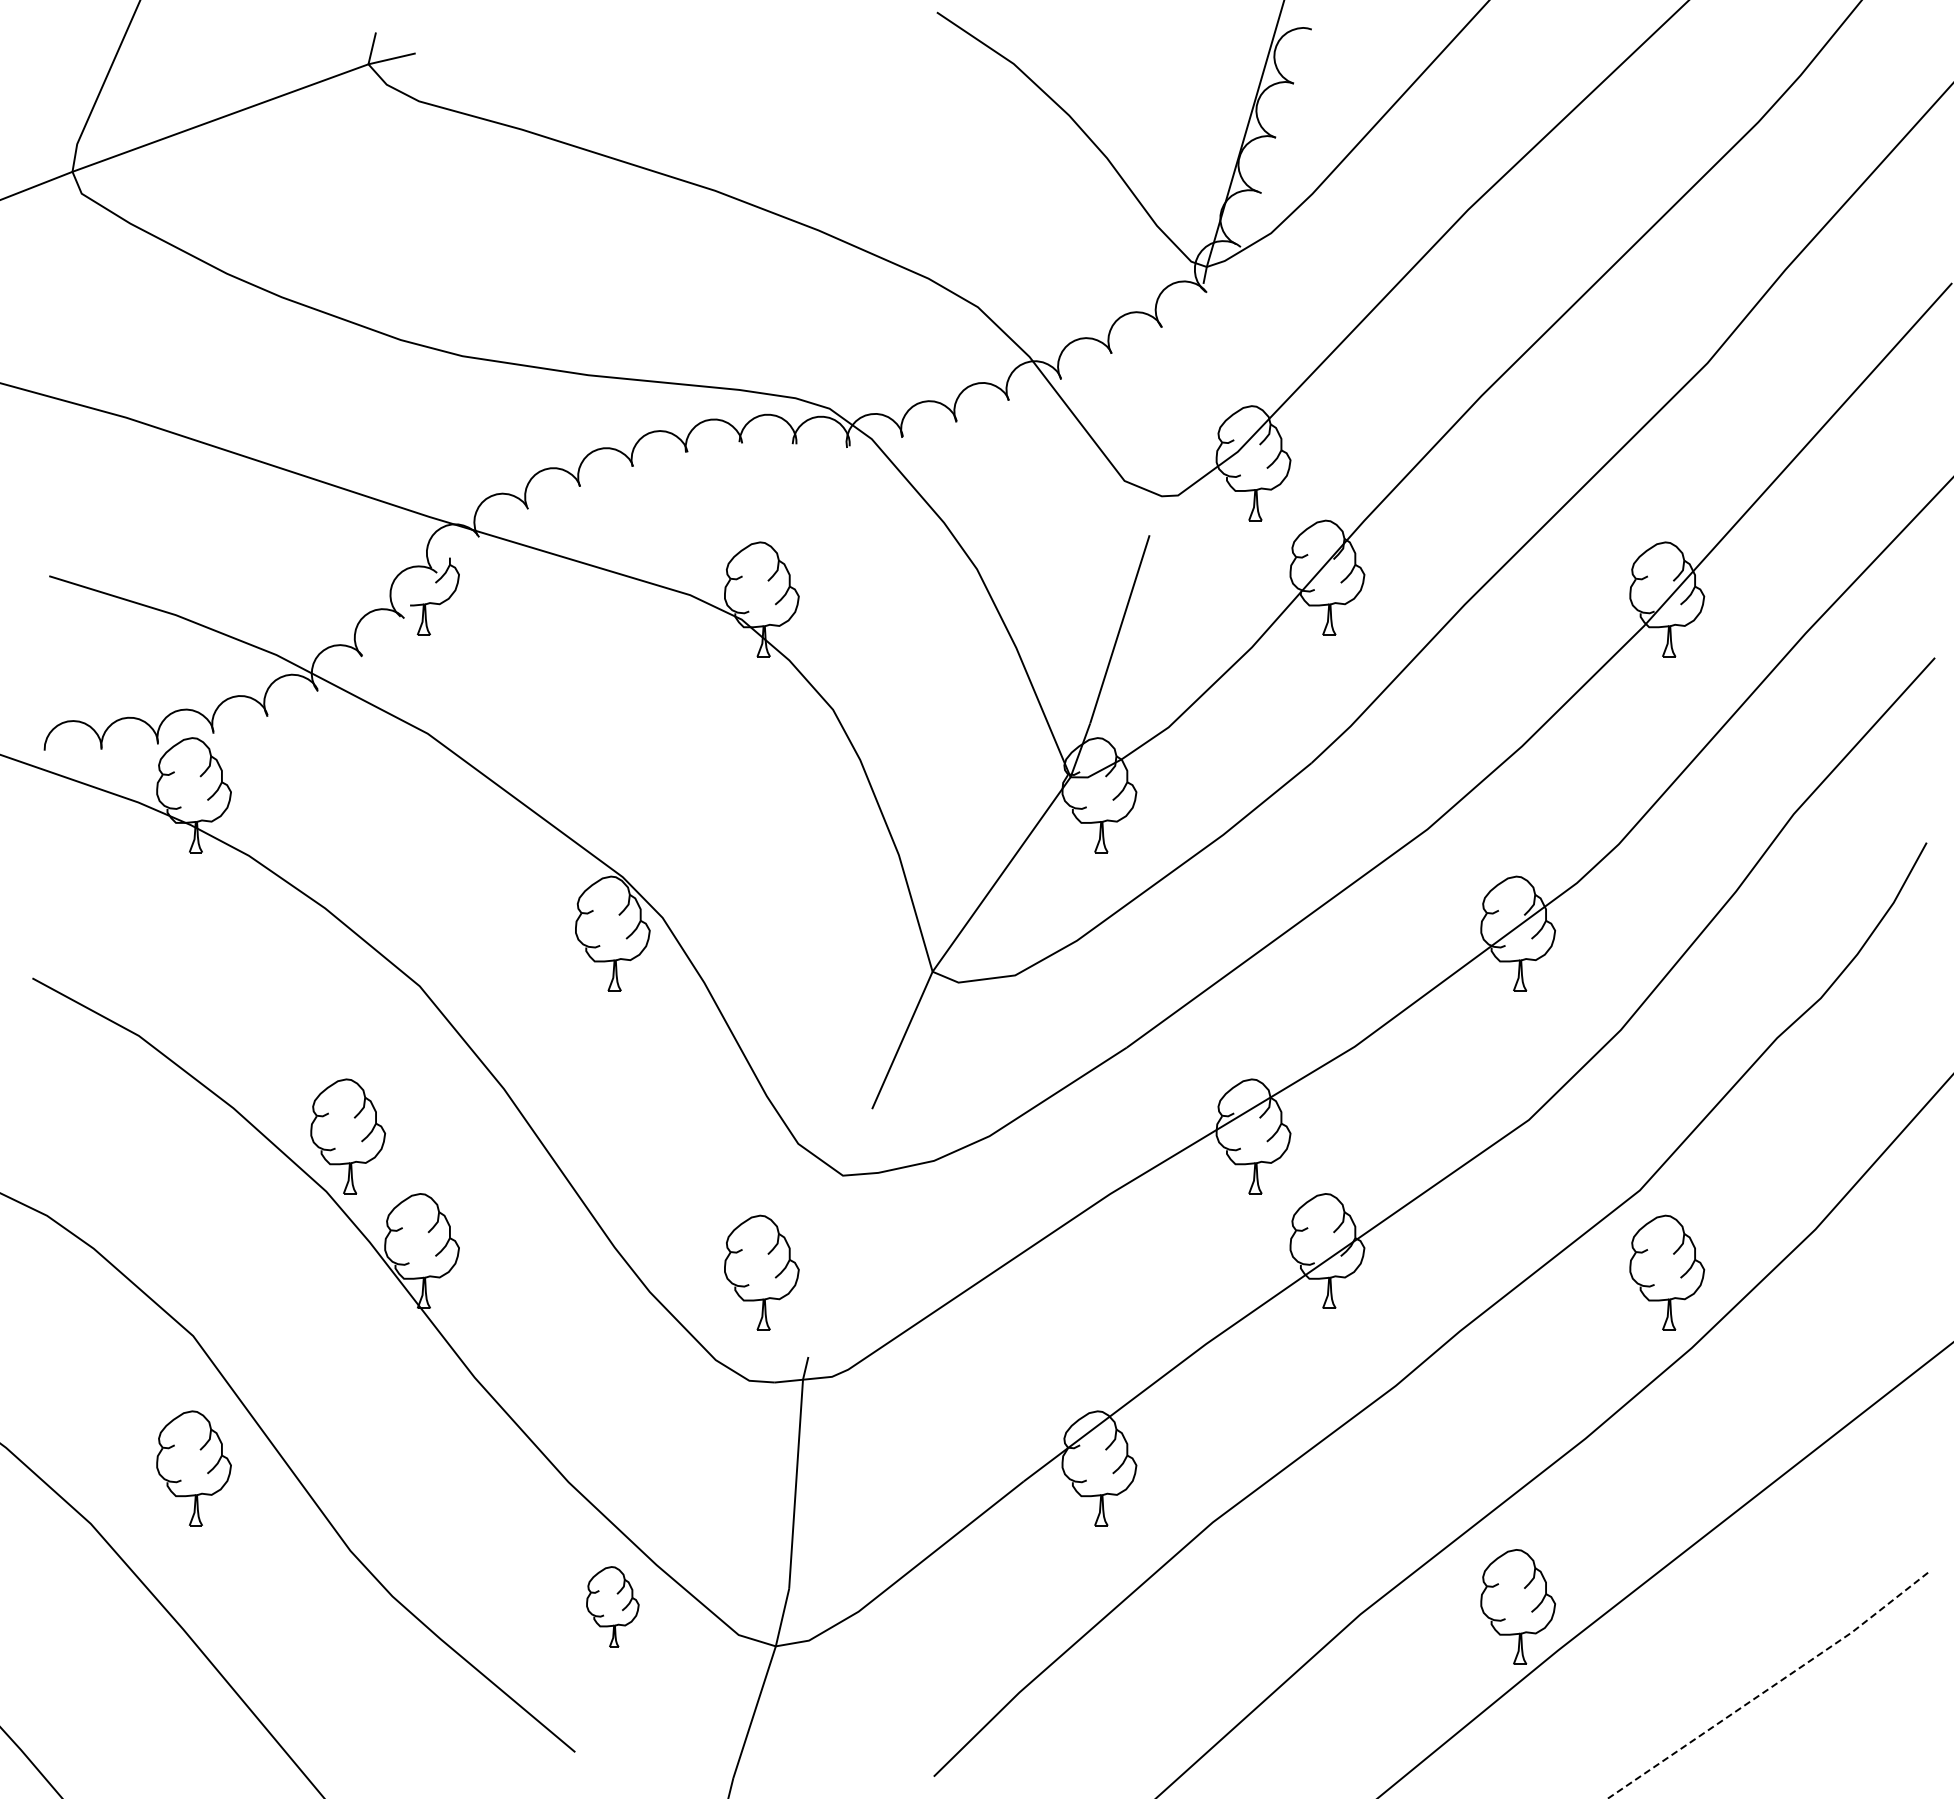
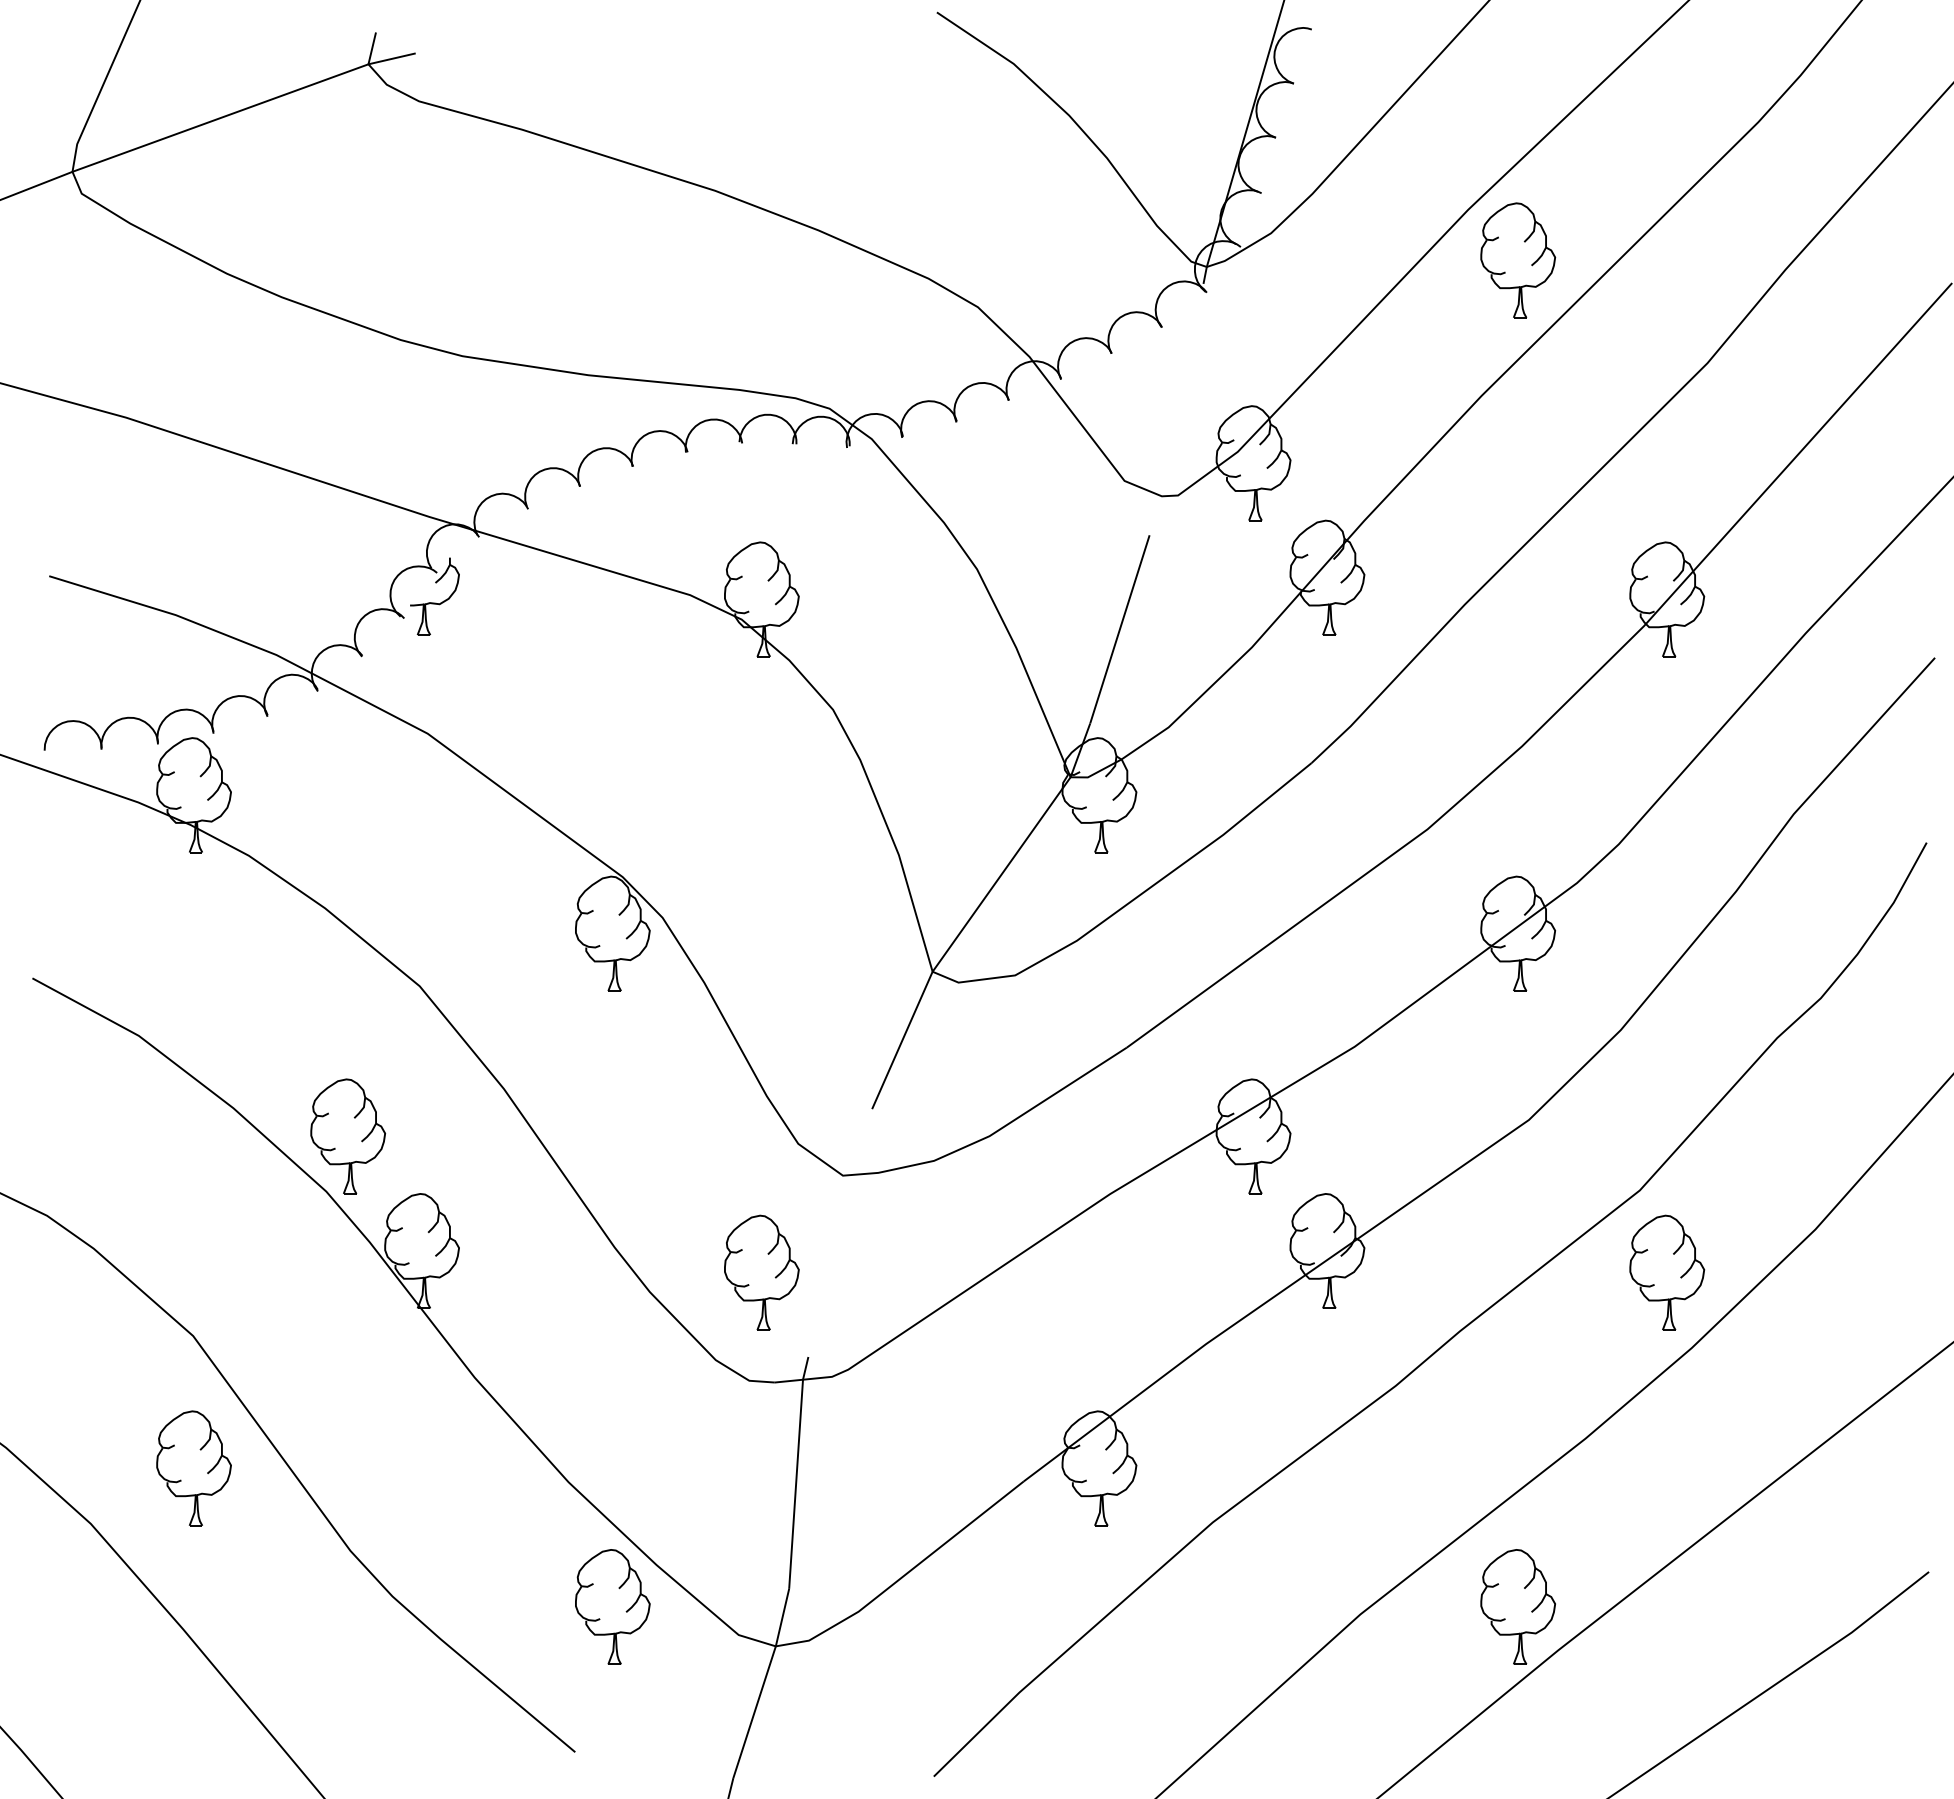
part: none -> present (1518, 260)
part size: 54x82 px -> 76x116 px (612, 1606)
line: dashed -> solid (1771, 1687)
